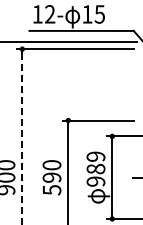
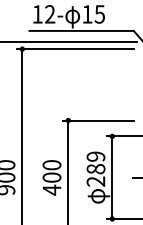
line: dashed -> solid (22, 138)
text: 989 -> 289 (96, 181)
text: 590 -> 400 (51, 183)
